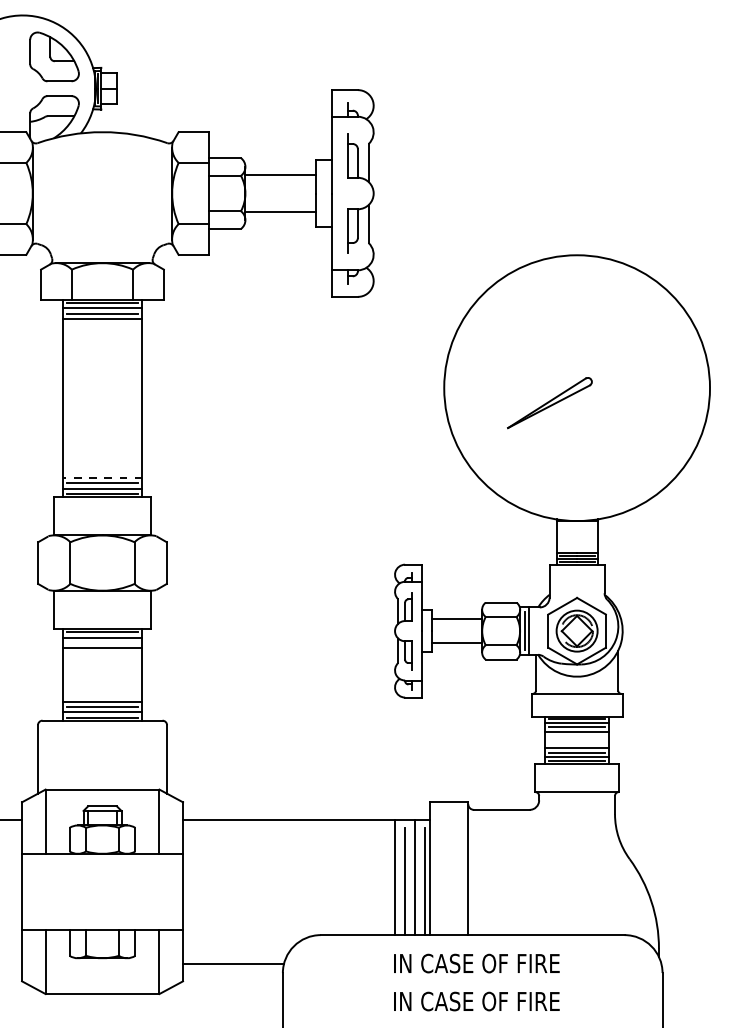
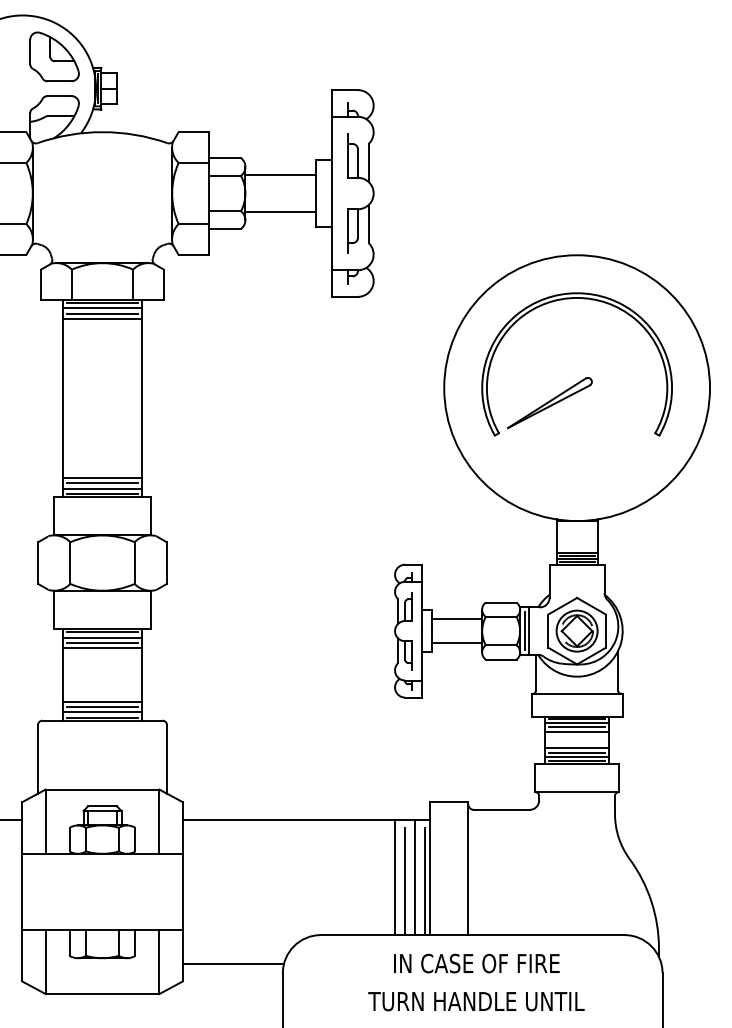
part: none -> present (570, 299)
line: dashed -> solid (102, 477)
line: none -> present (102, 642)
text: IN CASE OF FIRE -> TURN HANDLE UNTIL (476, 1001)
